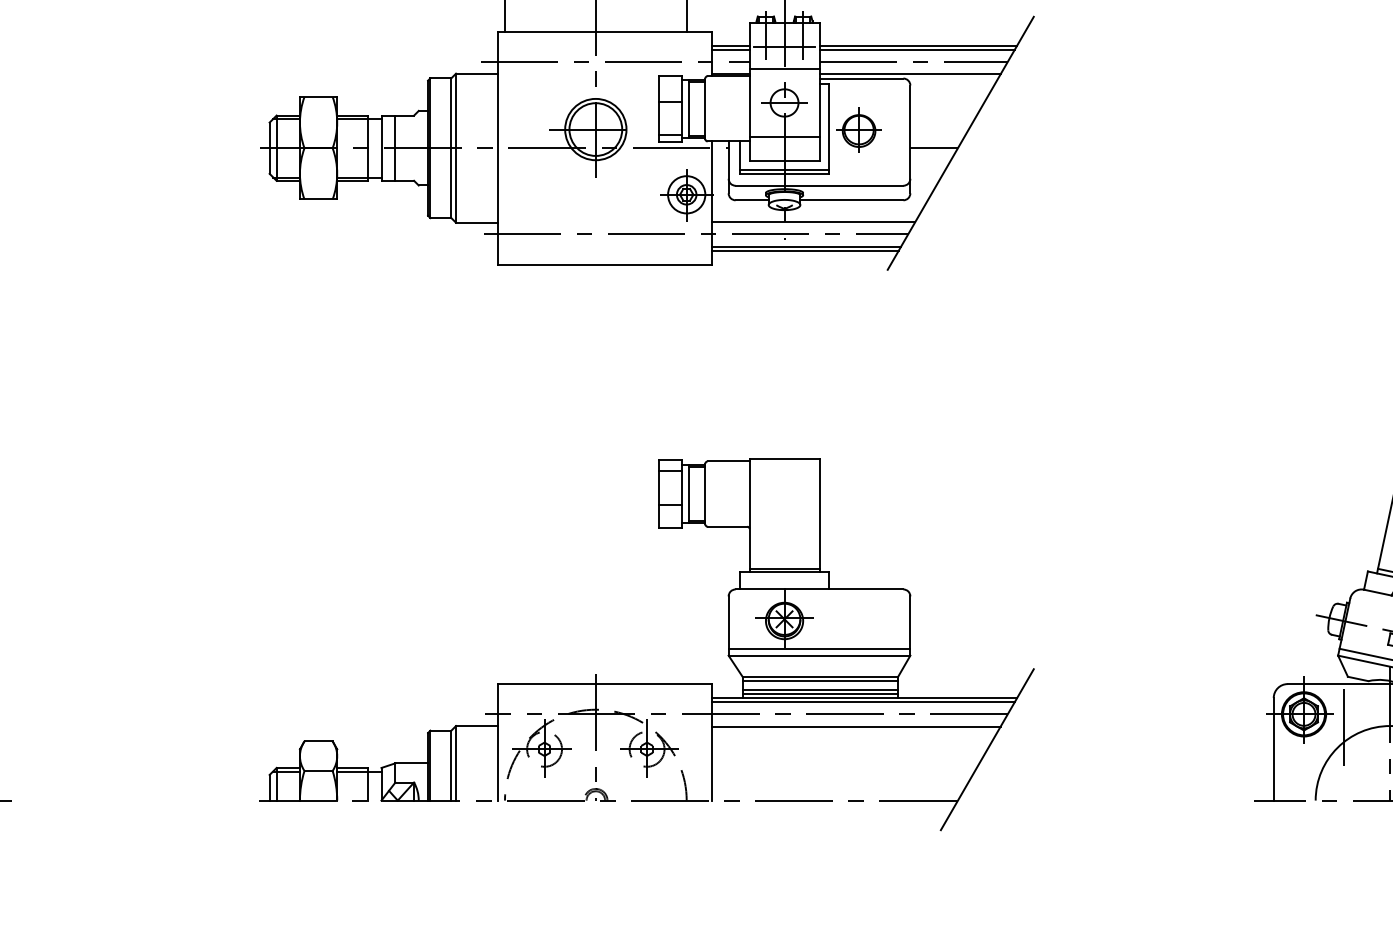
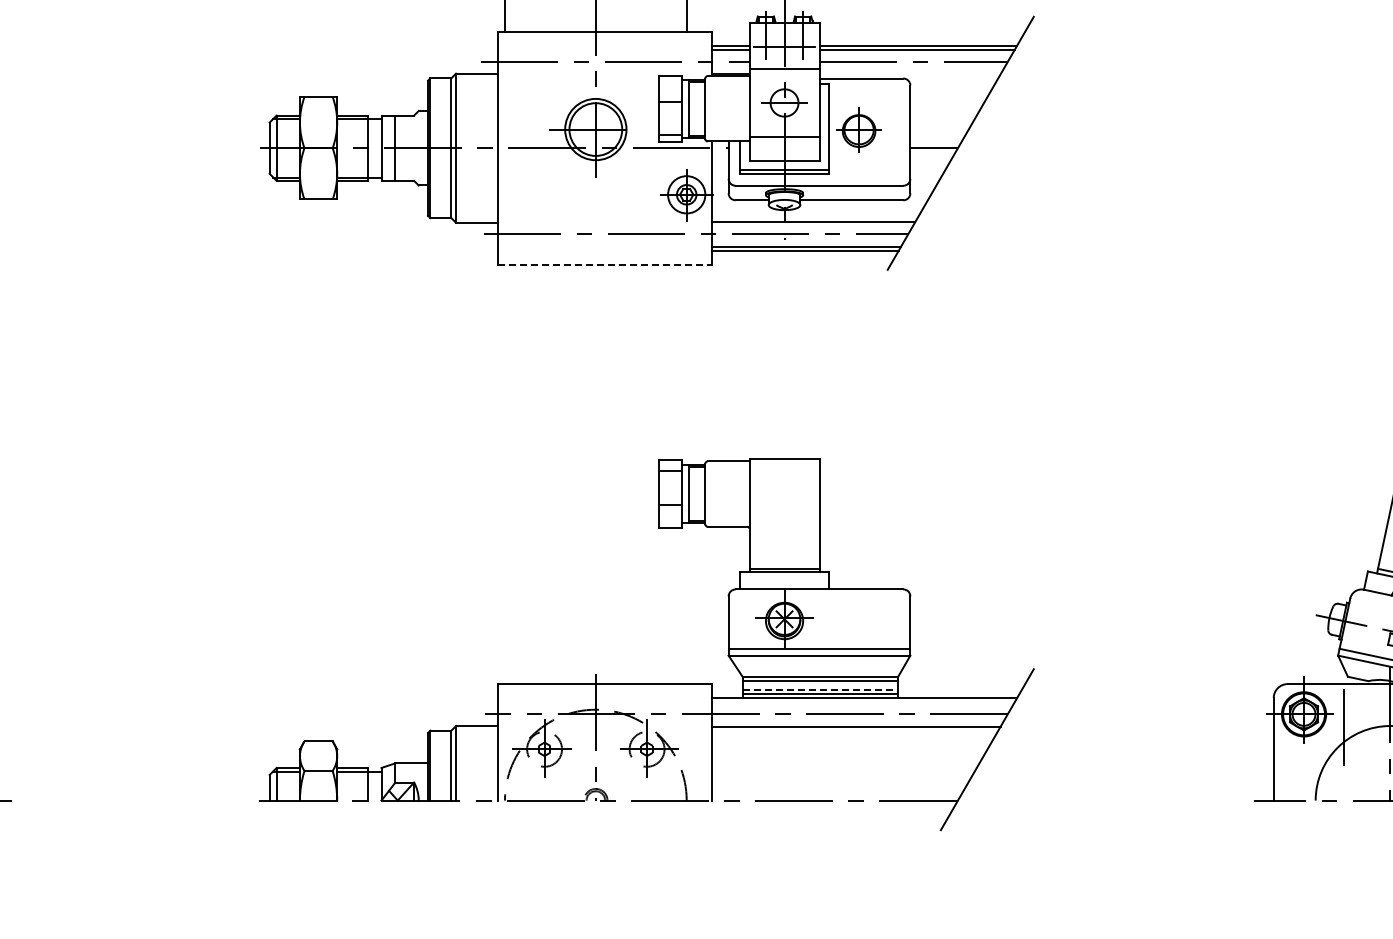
line: present -> none (909, 74)
line: solid -> dashed (605, 264)
line: solid -> dashed (820, 689)
line: present -> none (863, 702)
